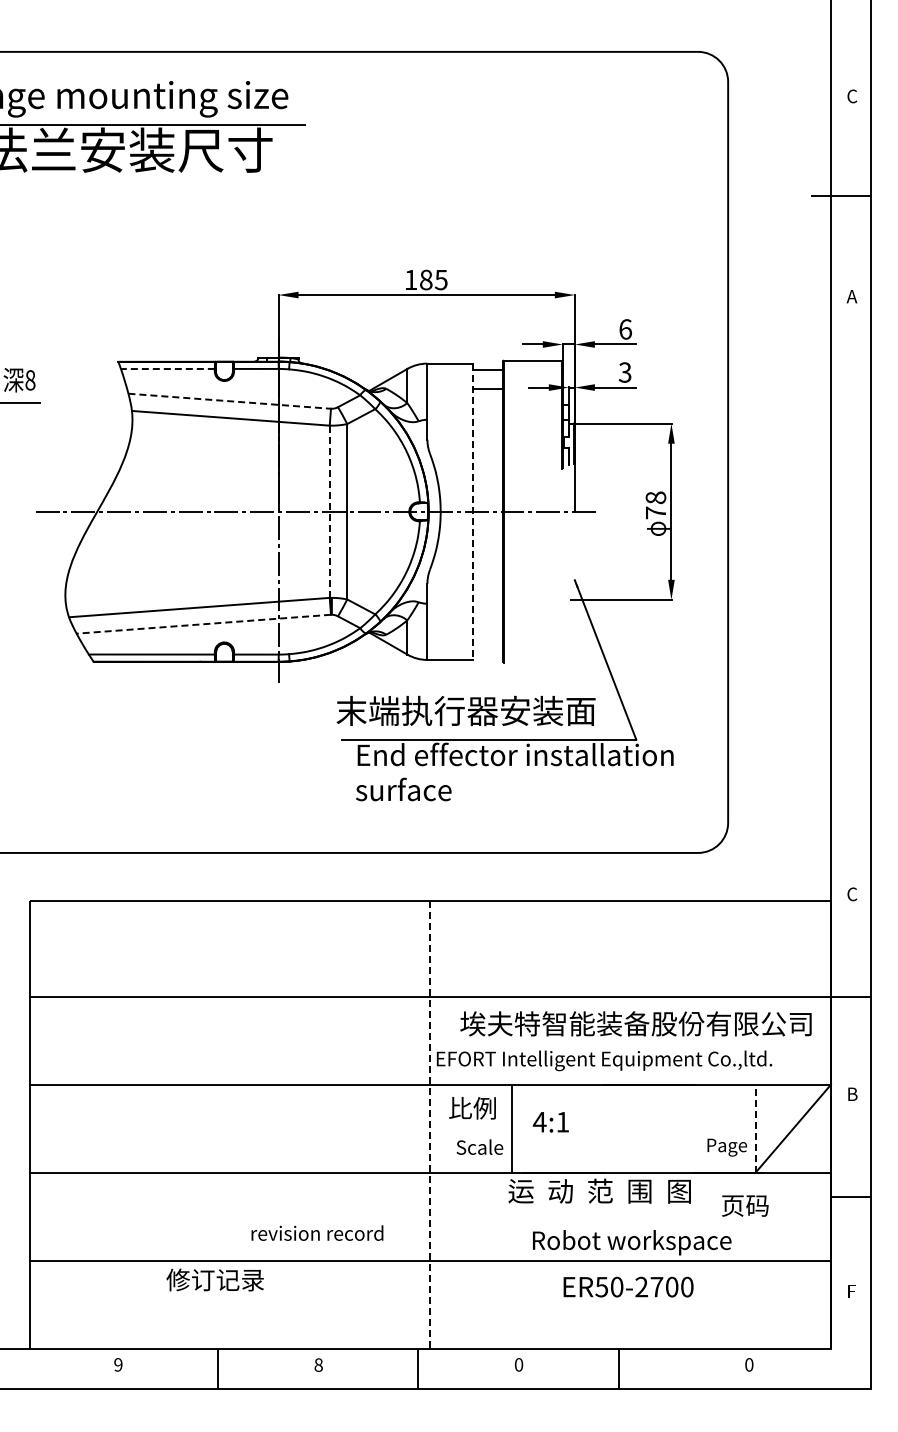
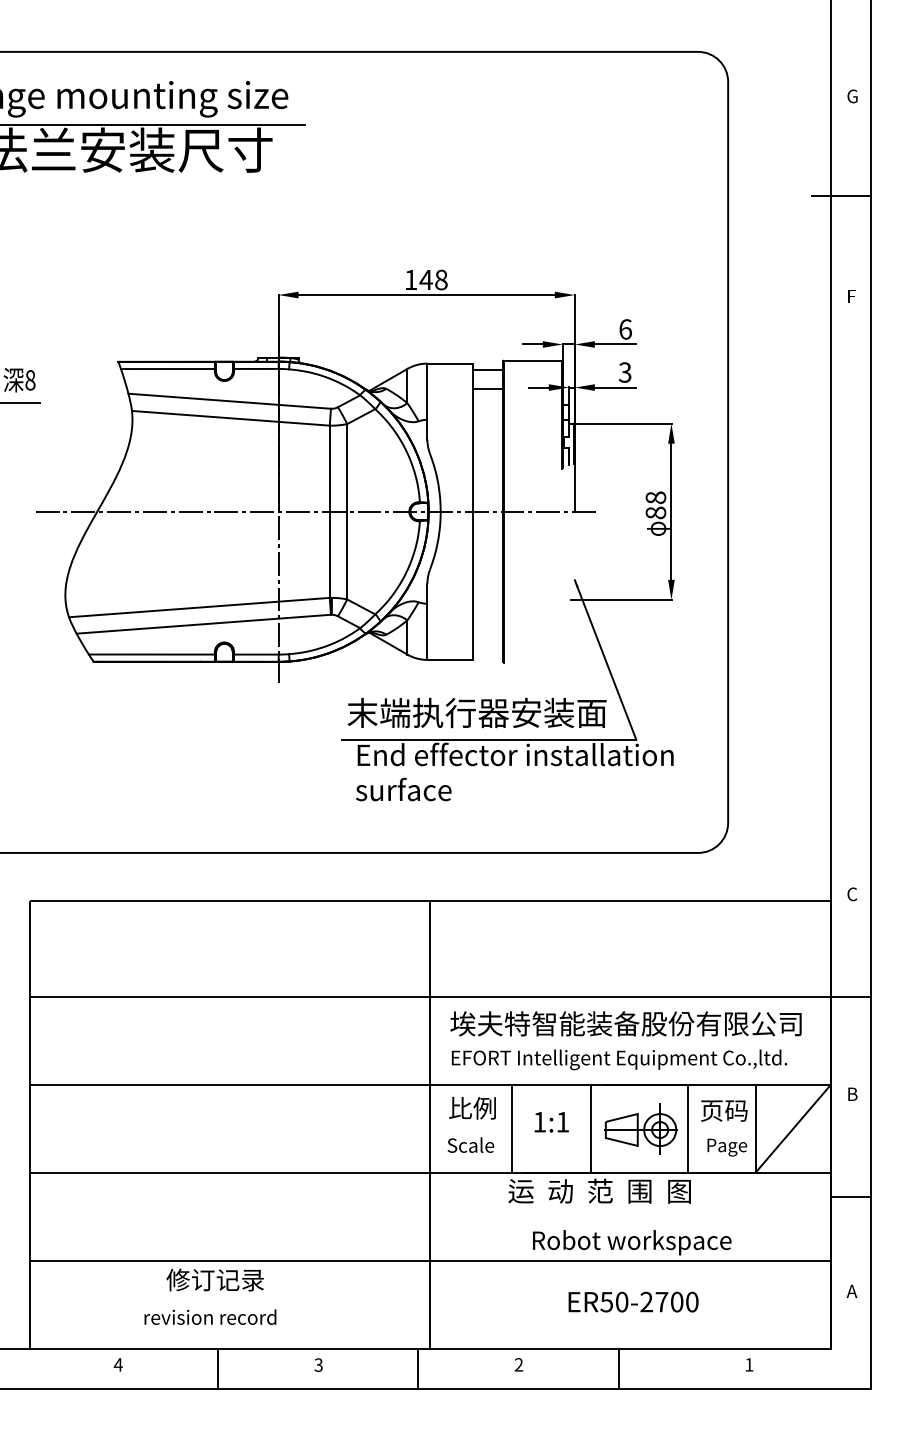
text: C -> G (855, 96)
text: 185 -> 148 (433, 279)
text: A -> F (851, 296)
line: dashed -> solid (167, 369)
line: dashed -> solid (229, 401)
line: dashed -> solid (329, 511)
line: dashed -> solid (472, 512)
text: 78 -> 88 (655, 512)
line: dashed -> solid (203, 624)
text position: (465, 710) -> (476, 712) (476, 712)
text position: (635, 1023) -> (625, 1023) (625, 1023)
text position: (604, 1060) -> (619, 1059) (619, 1059)
text: 4:1 -> 1:1 (539, 1122)
line: dashed -> solid (430, 1125)
line: none -> present (591, 1128)
part: none -> present (640, 1128)
line: none -> present (687, 1128)
line: dashed -> solid (755, 1128)
text position: (479, 1146) -> (470, 1144) (470, 1144)
text position: (745, 1205) -> (724, 1110) (724, 1110)
text position: (317, 1232) -> (210, 1316) (210, 1316)
text position: (628, 1286) -> (633, 1301) (633, 1301)
text: F -> A (851, 1291)
text: 9 -> 4 (117, 1364)
text: 8 -> 3 (318, 1364)
text: 0 -> 2 (518, 1364)
text: 0 -> 1 (749, 1364)
